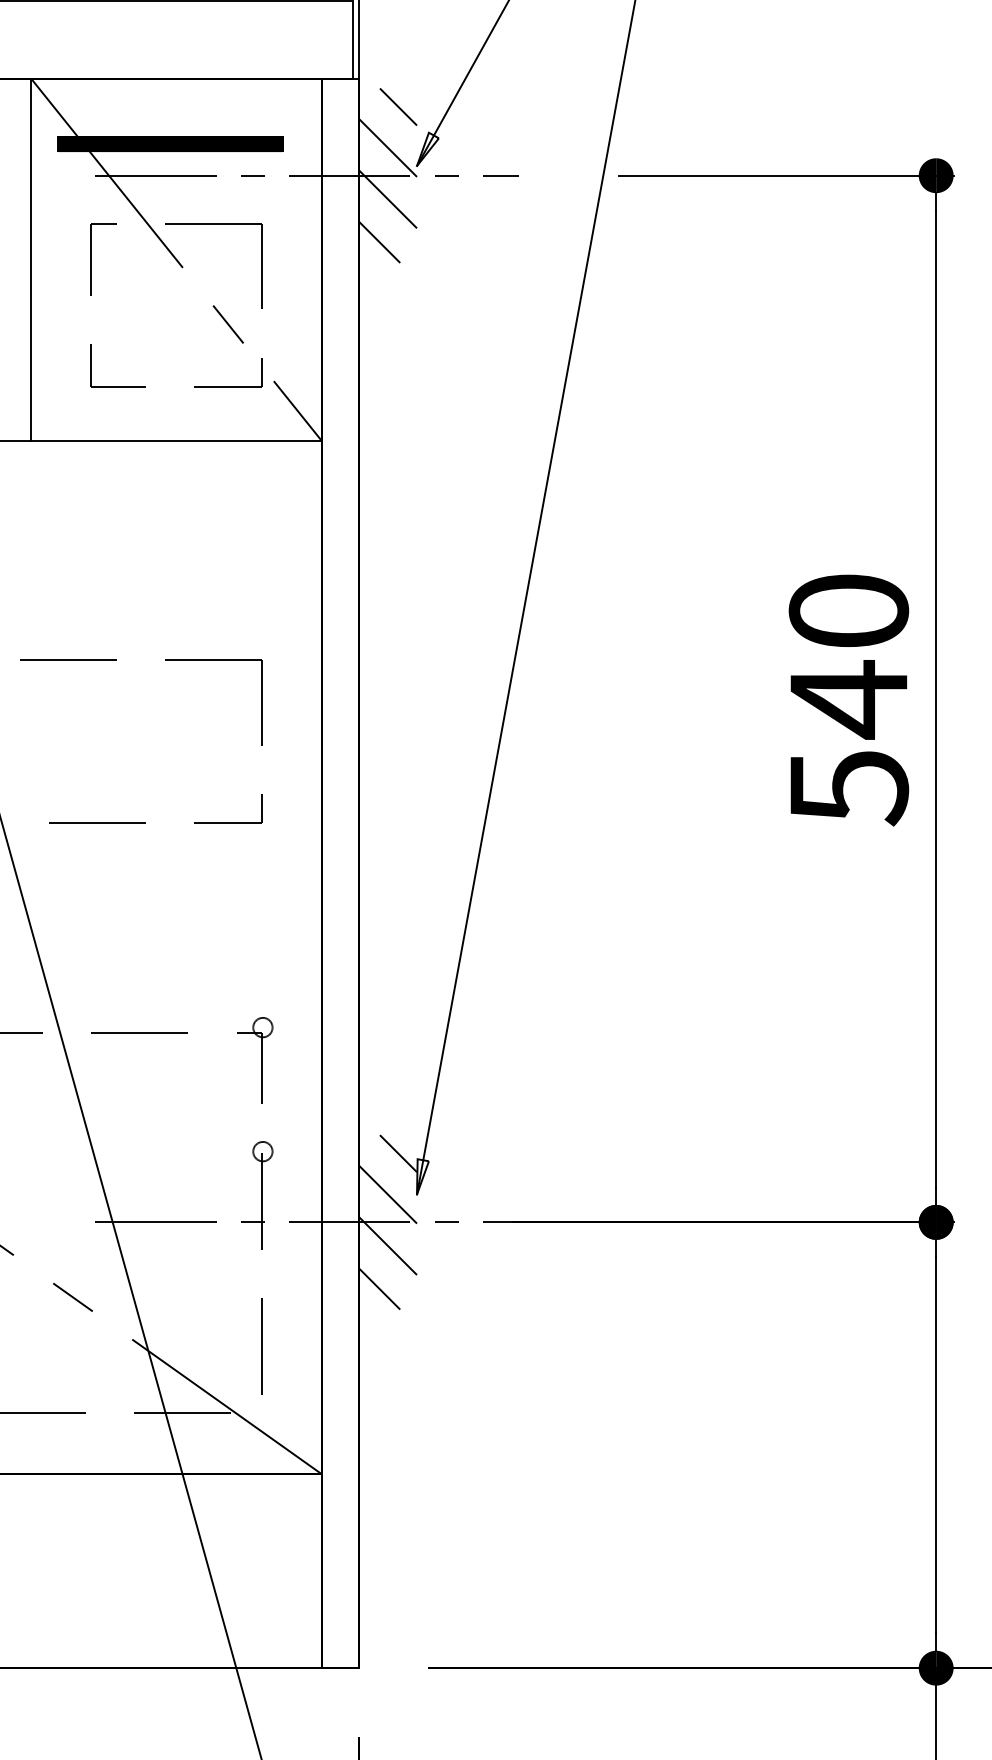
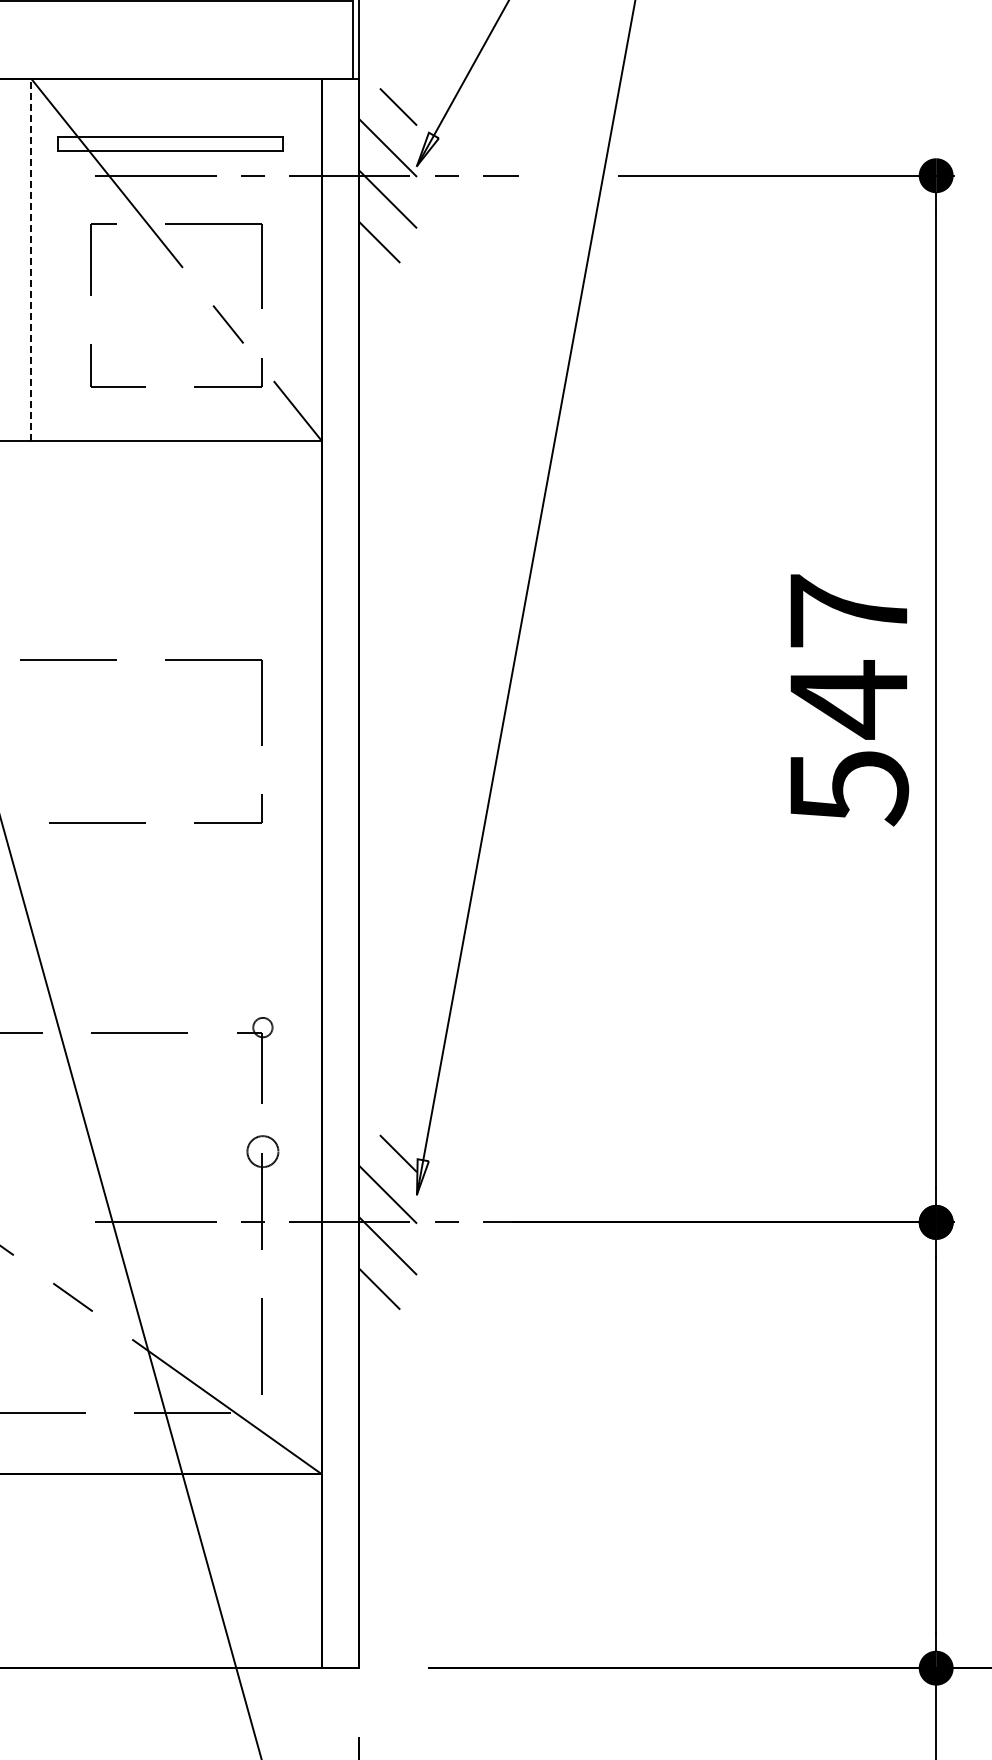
hatch: present -> none (170, 143)
line: solid -> dashed (31, 259)
text: 540 -> 547 (848, 610)
circle diameter: 19 px -> 31 px (262, 1151)
